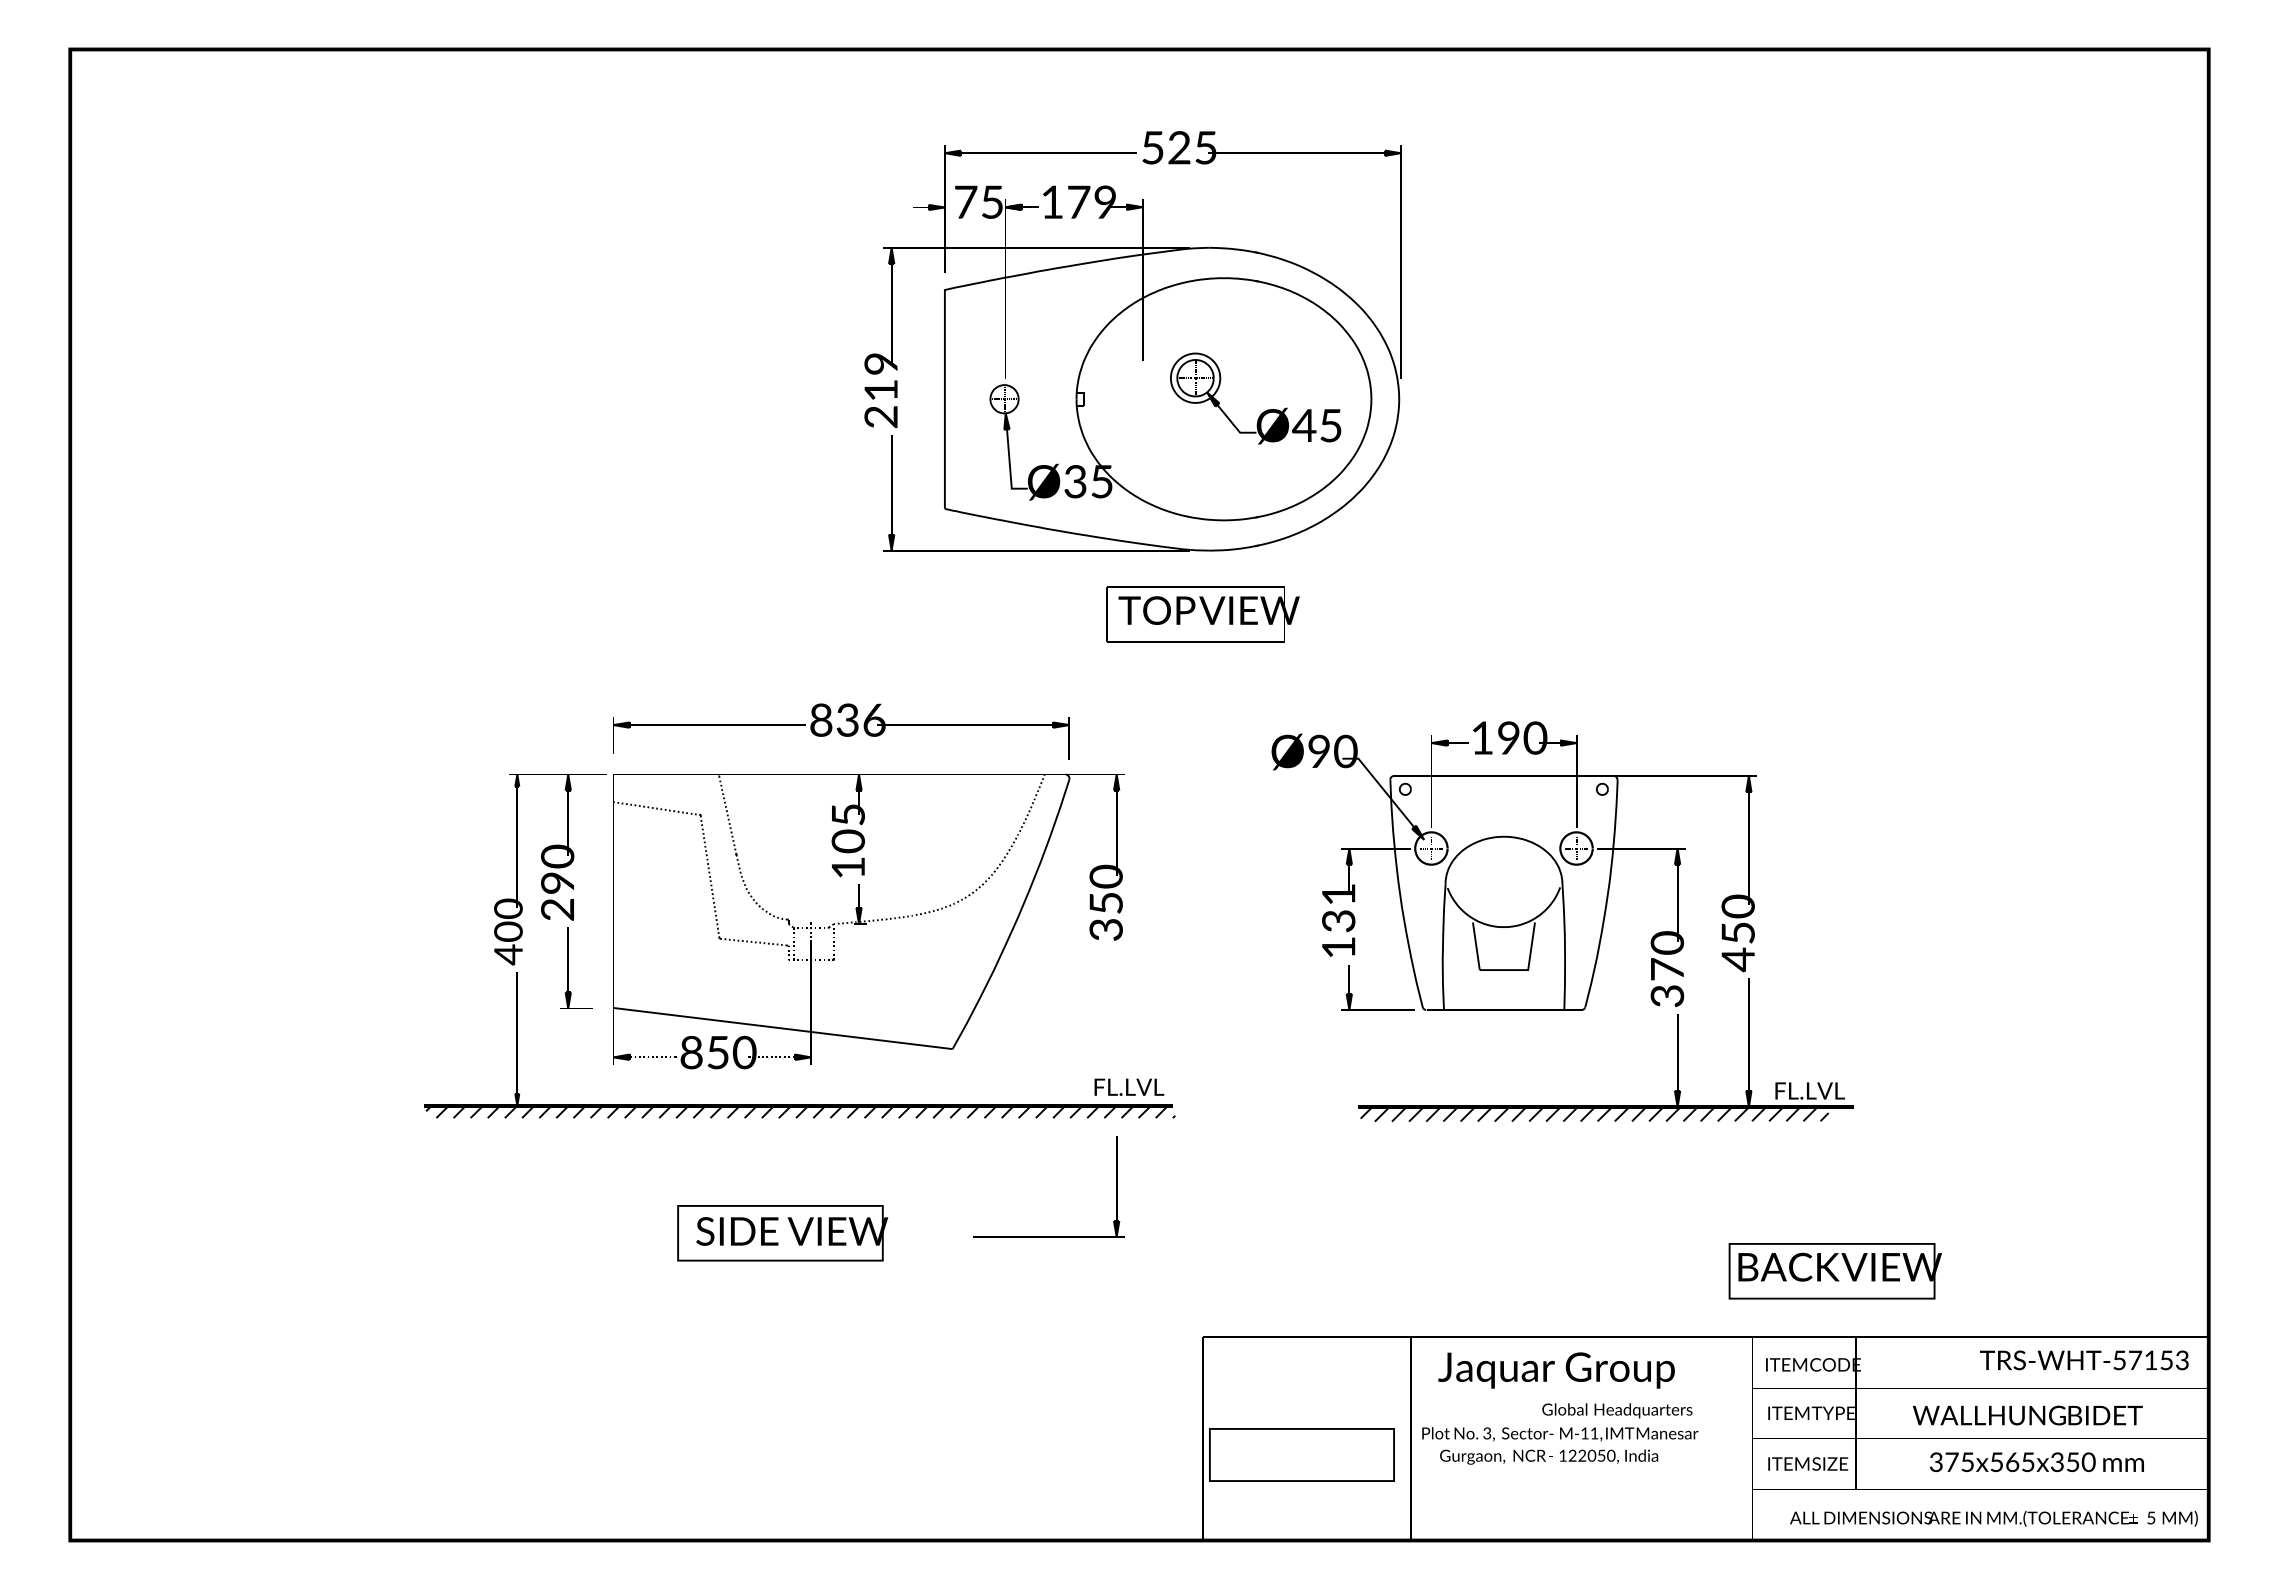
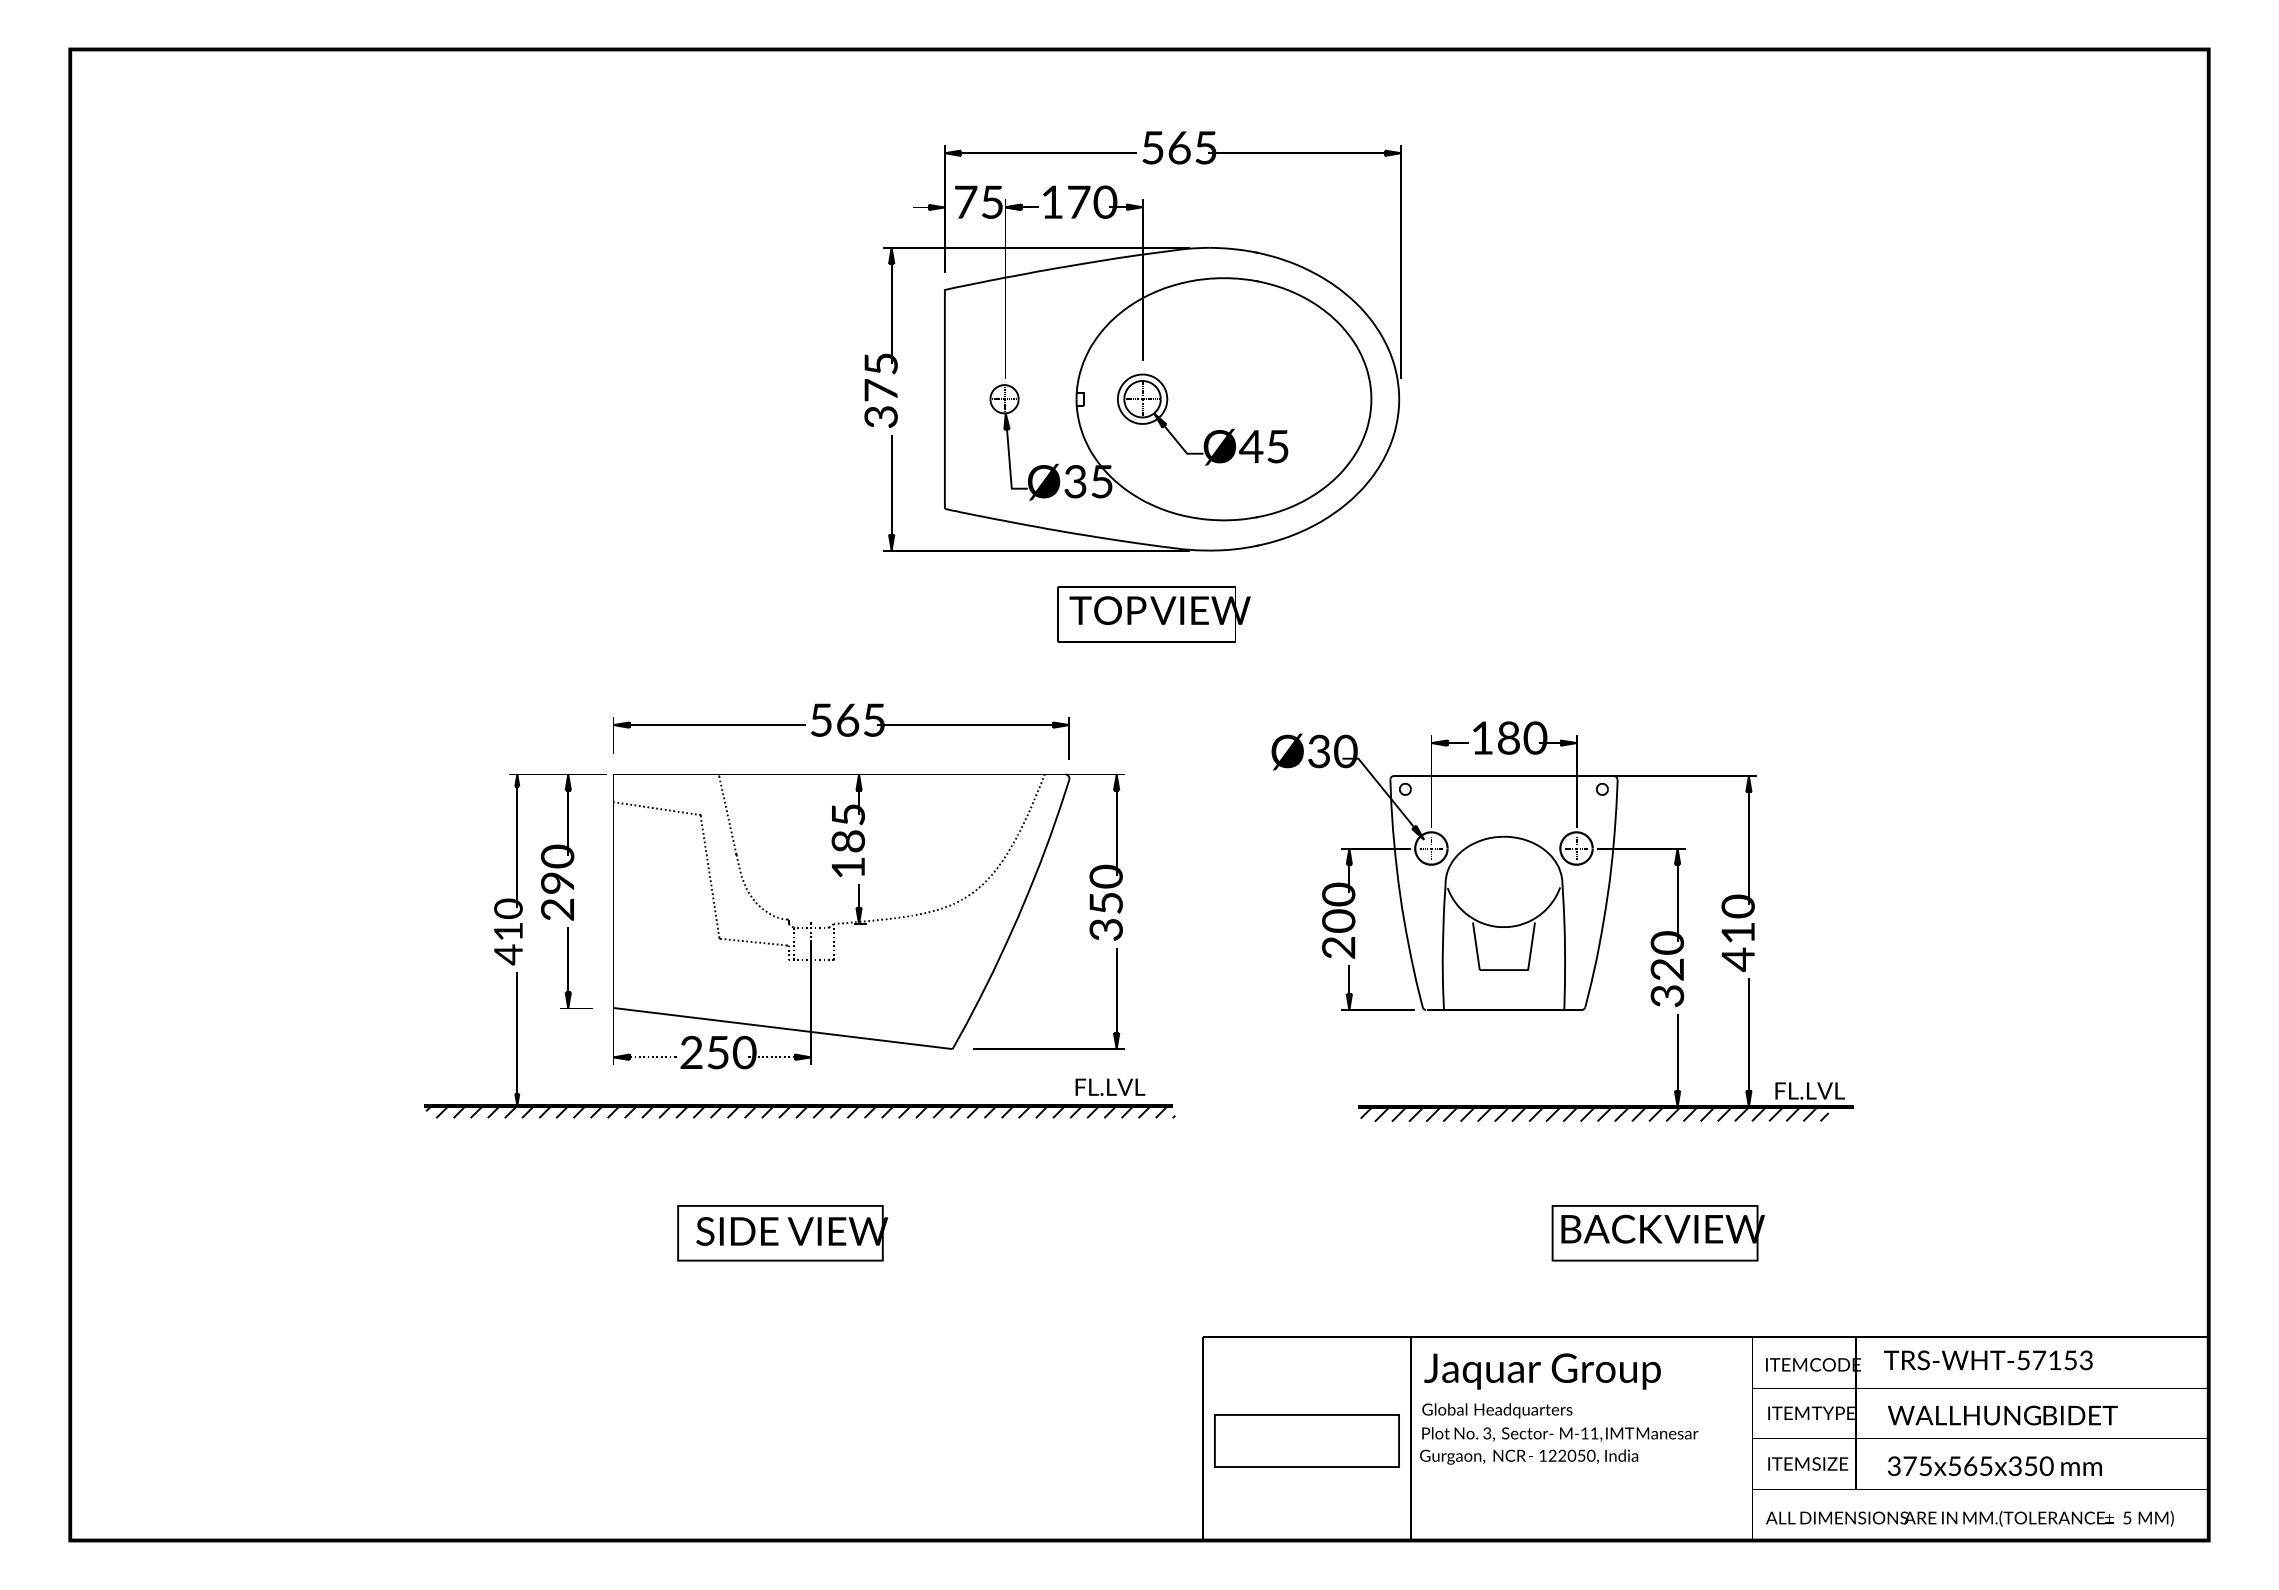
text: 525 -> 565 (1179, 147)
text: 179 -> 170 (1105, 202)
text: 219 -> 375 (880, 390)
part position: (1263, 411) -> (1210, 432) (1210, 432)
text position: (1202, 614) -> (1153, 614) (1153, 614)
text: 836 -> 565 (847, 719)
text: 190 -> 180 (1508, 739)
text: Ø90 -> Ø30 (1318, 751)
text: 105 -> 185 (848, 841)
text: 131 -> 200 (1338, 920)
text: 400 -> 410 (508, 931)
text: 450 -> 410 (1737, 932)
text: 370 -> 320 (1666, 969)
text: 850 -> 250 (691, 1053)
text position: (1129, 1086) -> (1110, 1086) (1110, 1086)
part position: (1048, 1236) -> (1048, 1048) (1048, 1048)
text position: (1834, 1271) -> (1657, 1233) (1657, 1233)
text position: (2084, 1360) -> (1988, 1360) (1988, 1360)
text position: (1556, 1370) -> (1542, 1371) (1542, 1371)
text position: (1617, 1410) -> (1497, 1410) (1497, 1410)
text position: (2027, 1415) -> (2002, 1415) (2002, 1415)
part position: (1301, 1454) -> (1306, 1440) (1306, 1440)
text position: (1549, 1456) -> (1529, 1456) (1529, 1456)
text position: (2036, 1462) -> (1994, 1466) (1994, 1466)
text position: (1993, 1518) -> (1969, 1518) (1969, 1518)
